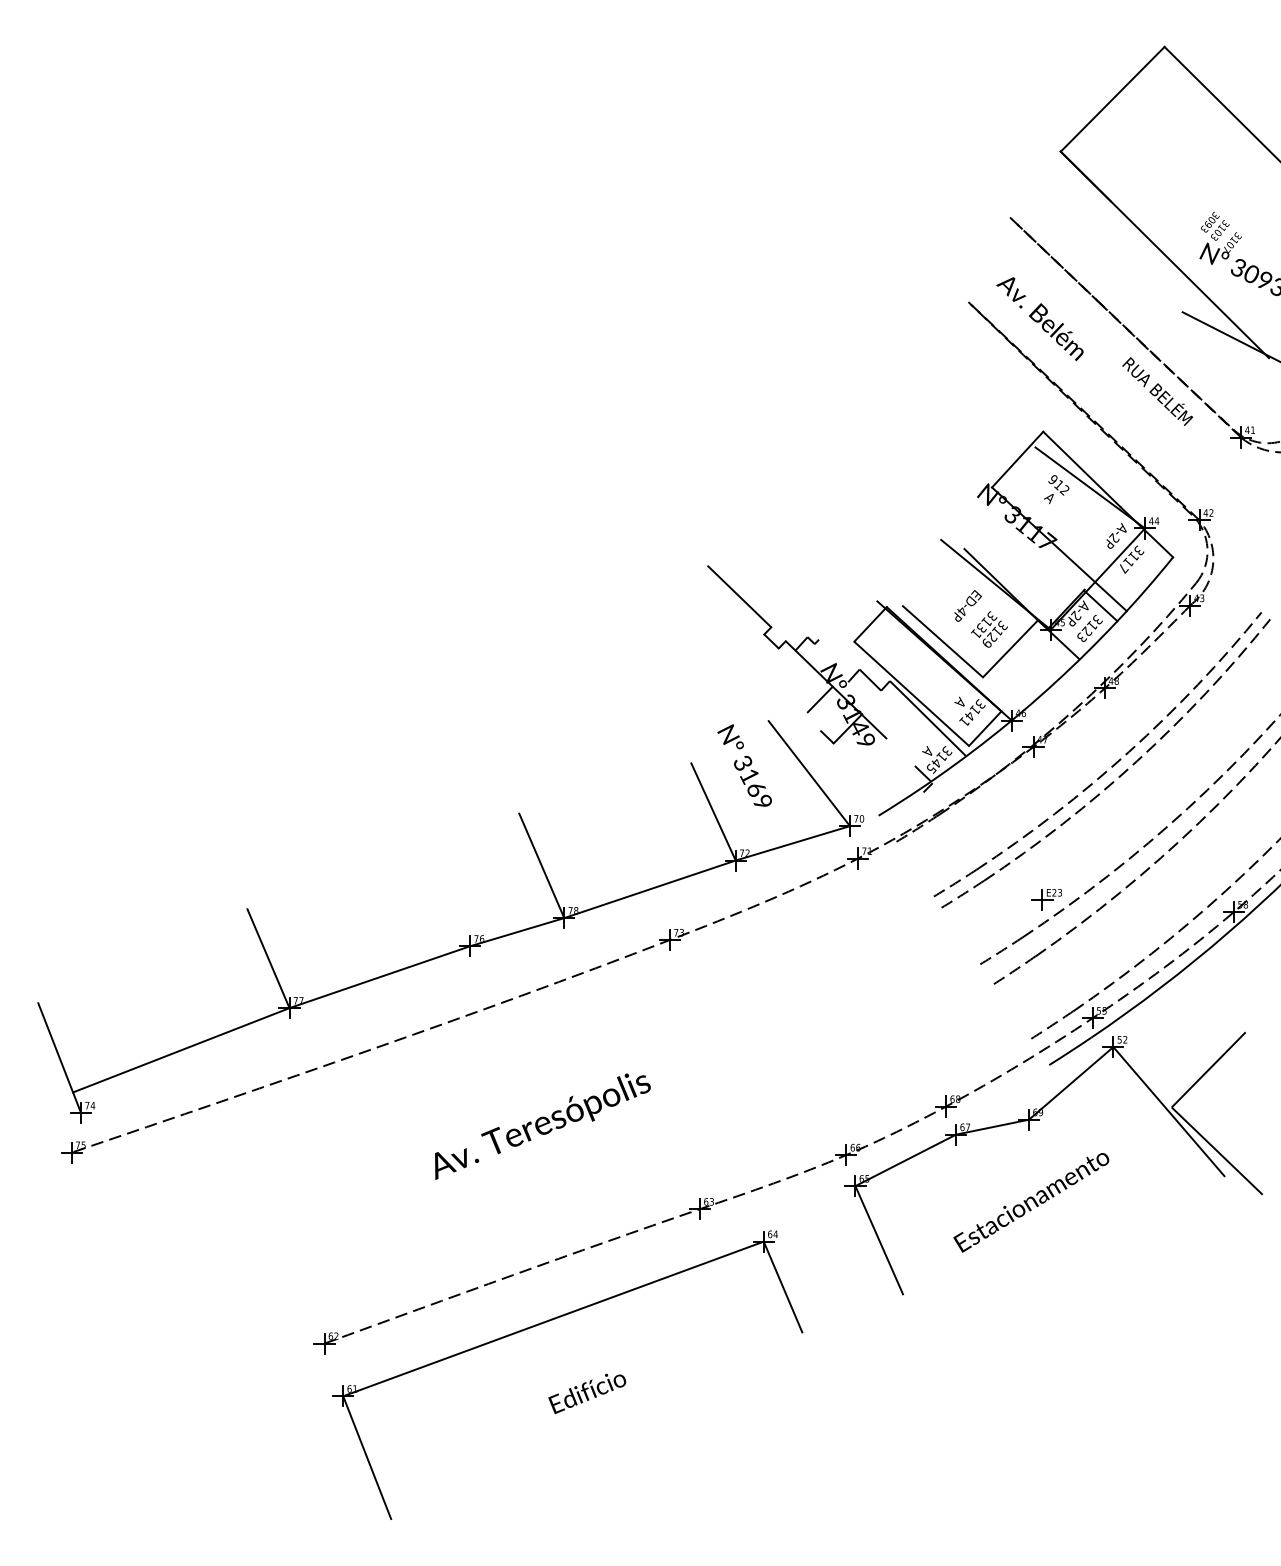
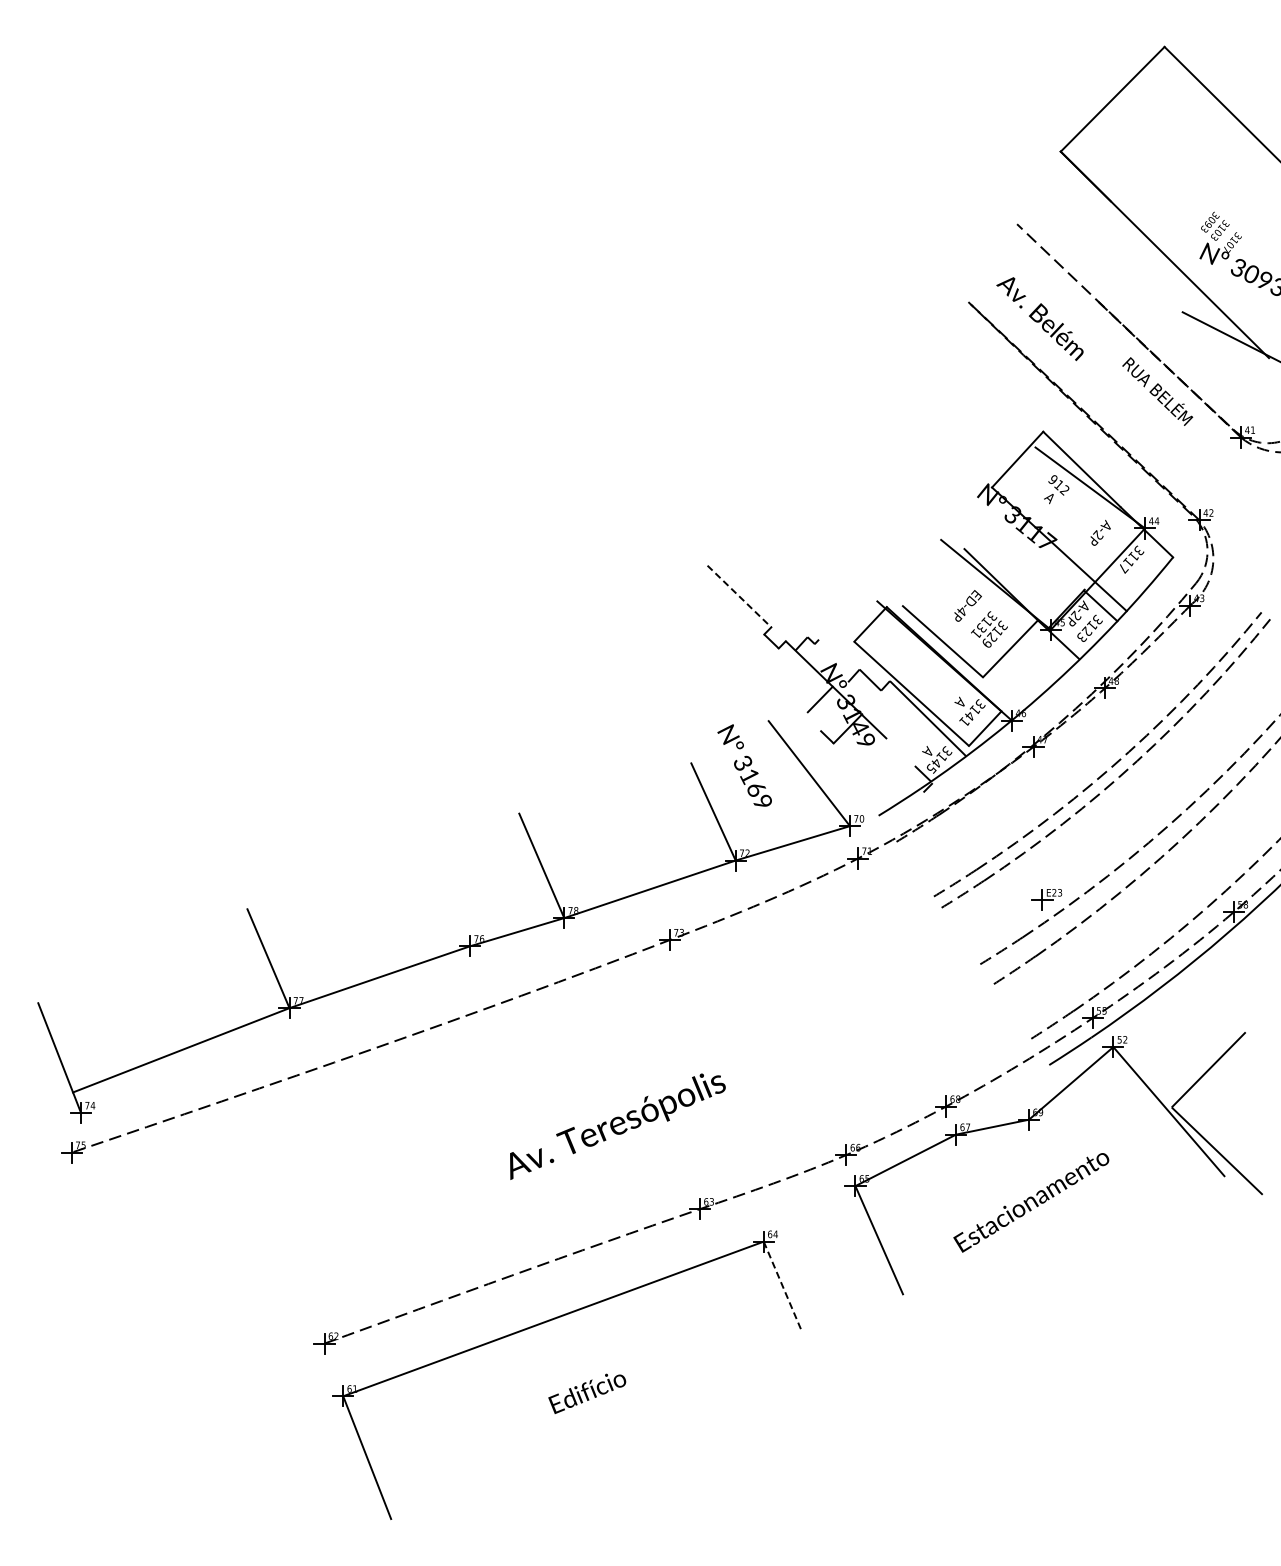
line: present -> none (1054, 259)
text position: (1116, 535) -> (1100, 532) (1100, 532)
line: solid -> dashed (739, 596)
text position: (542, 1126) -> (617, 1126) (617, 1126)
line: solid -> dashed (783, 1287)
